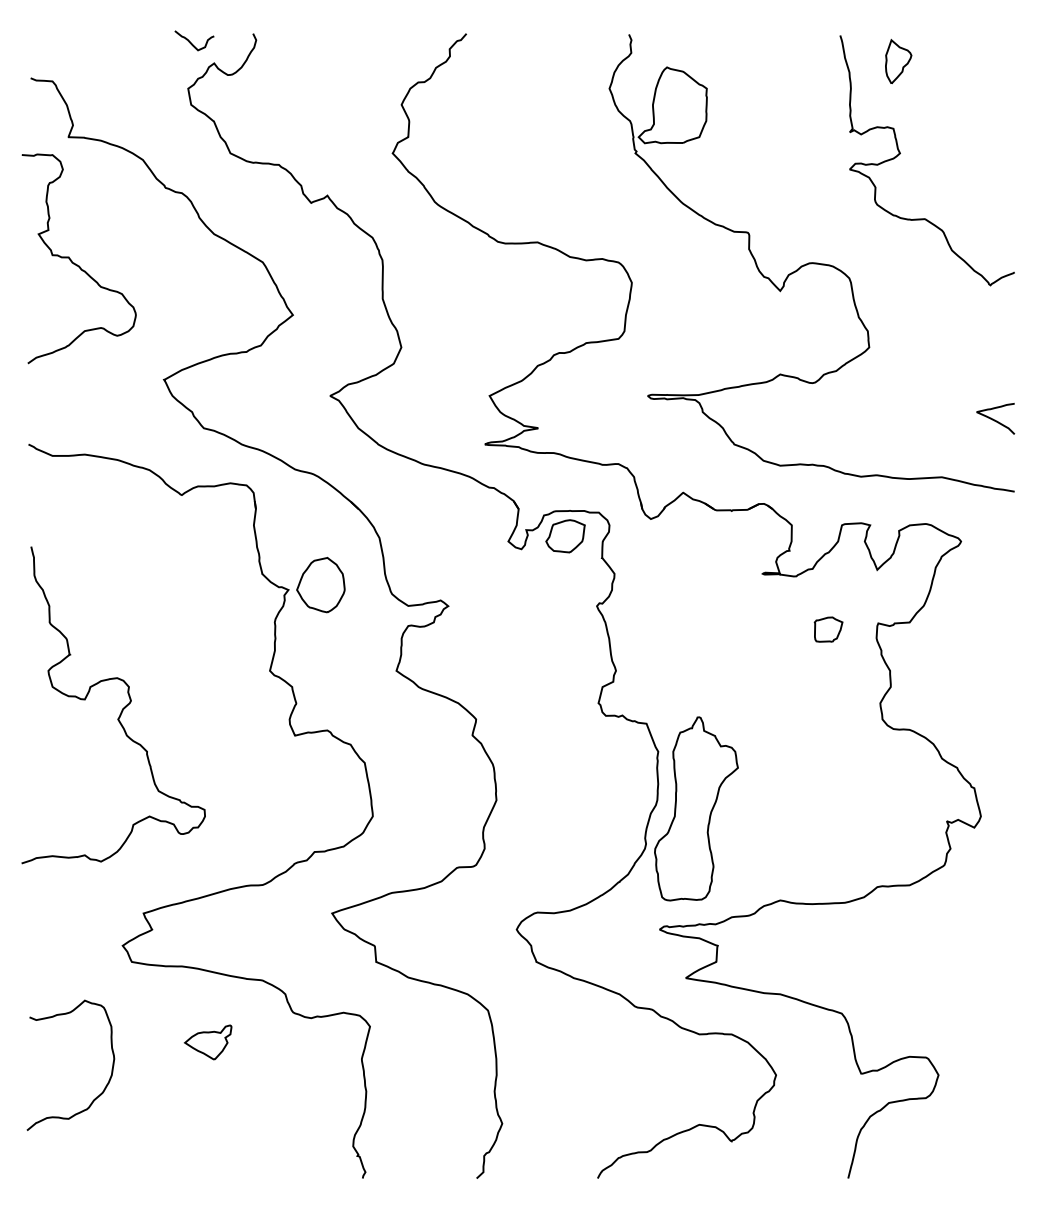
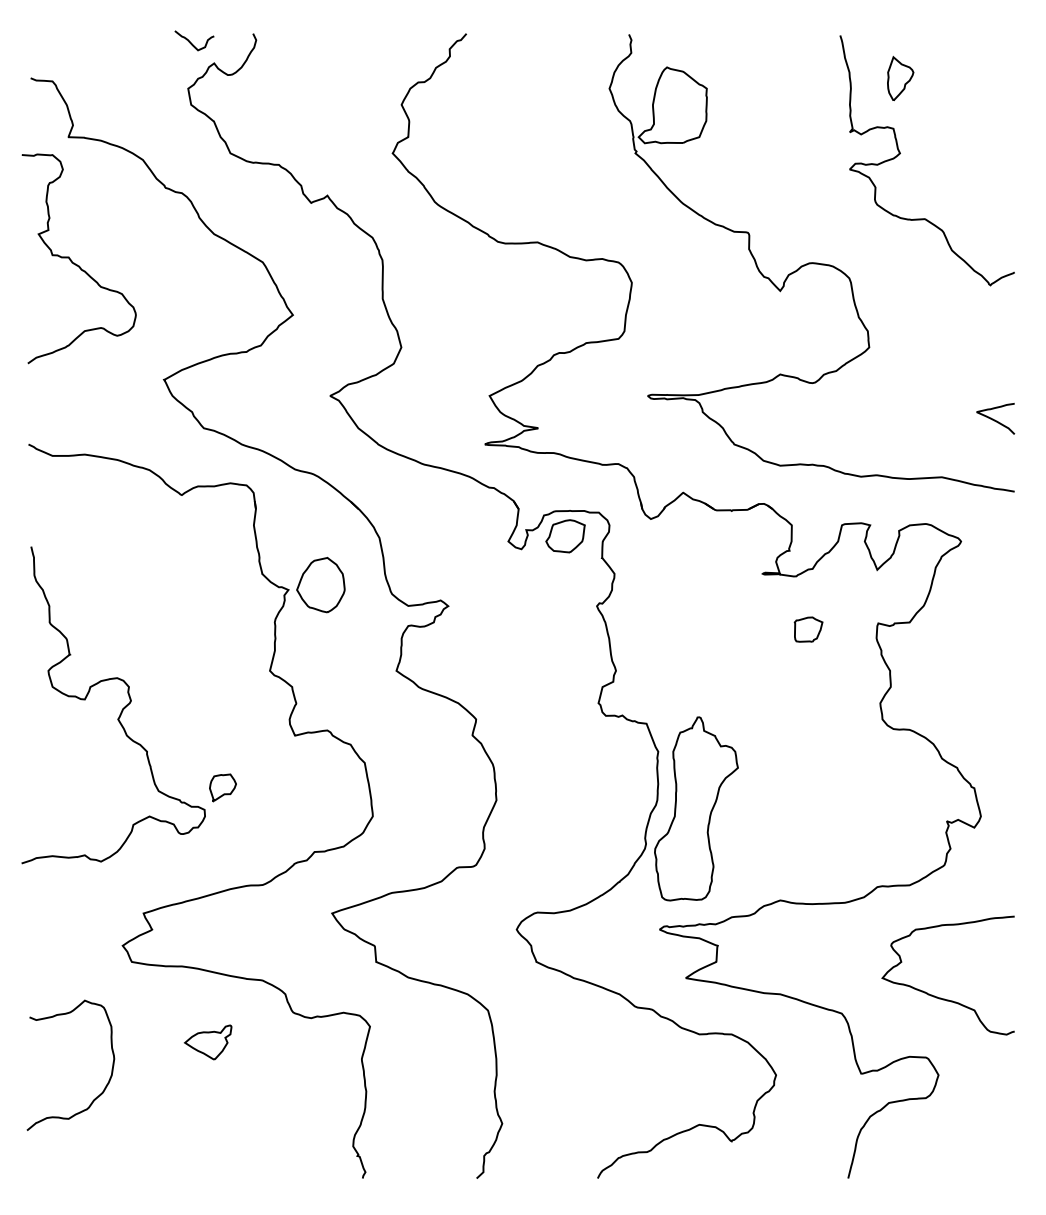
part position: (898, 61) -> (900, 78) (900, 78)
part position: (828, 629) -> (808, 629) (808, 629)
part: none -> present (222, 787)
curve: none -> present (941, 997)
